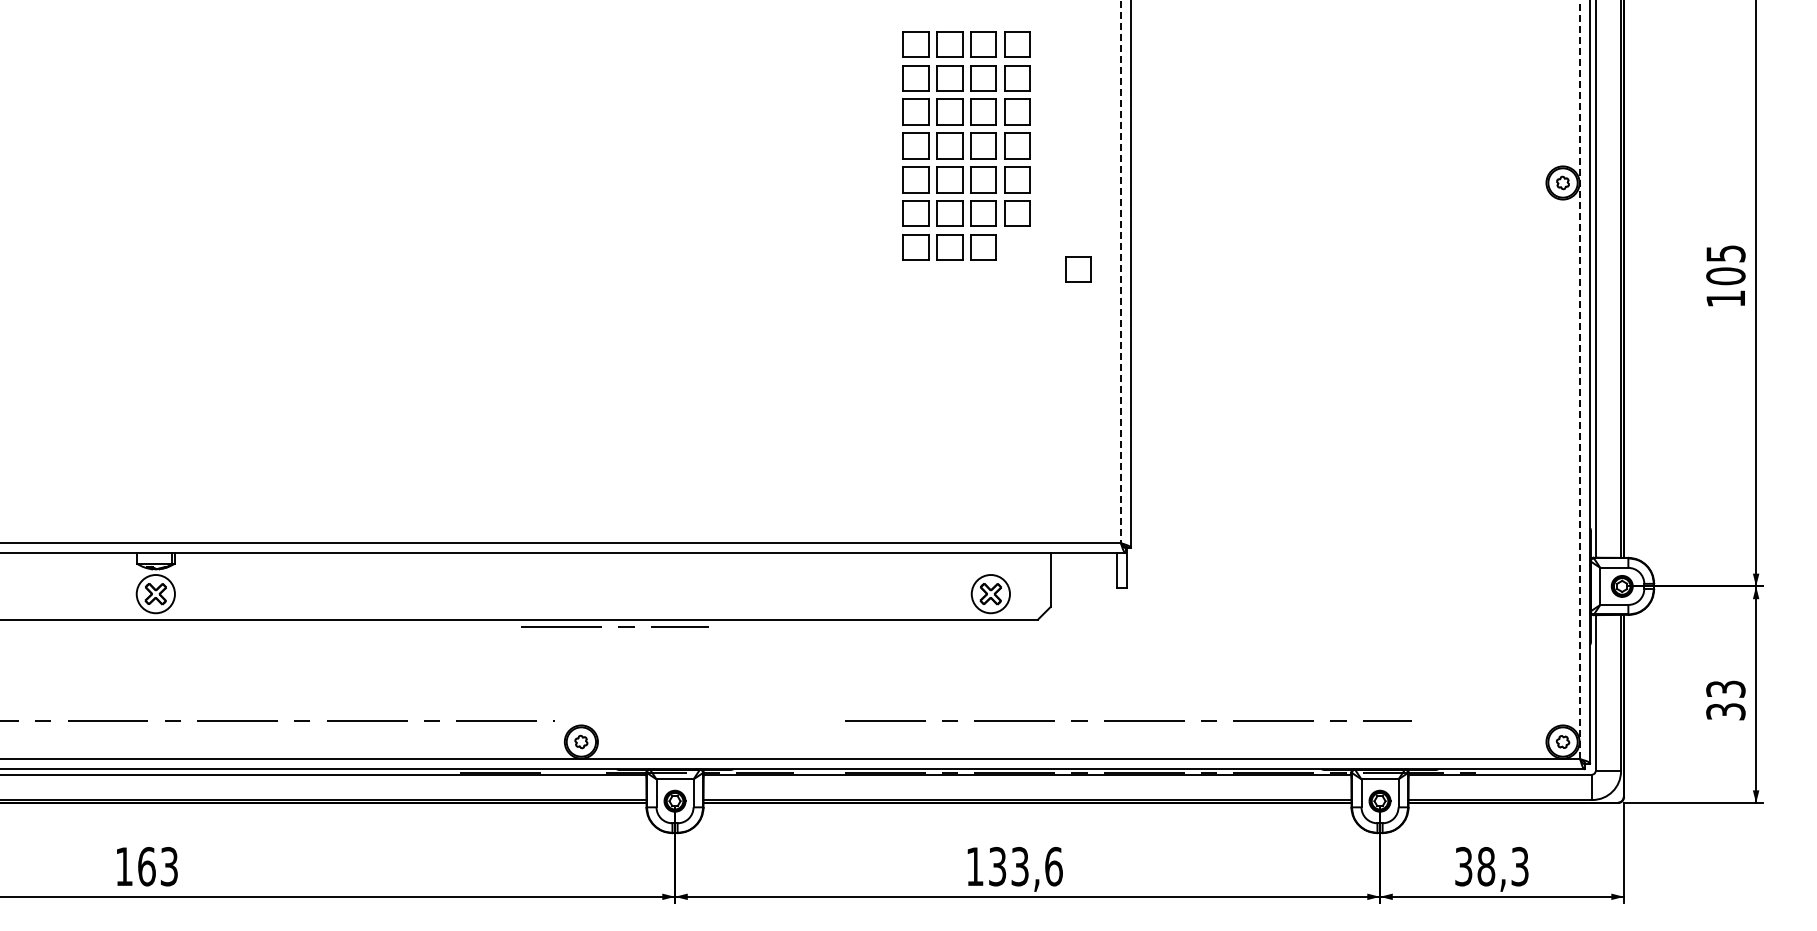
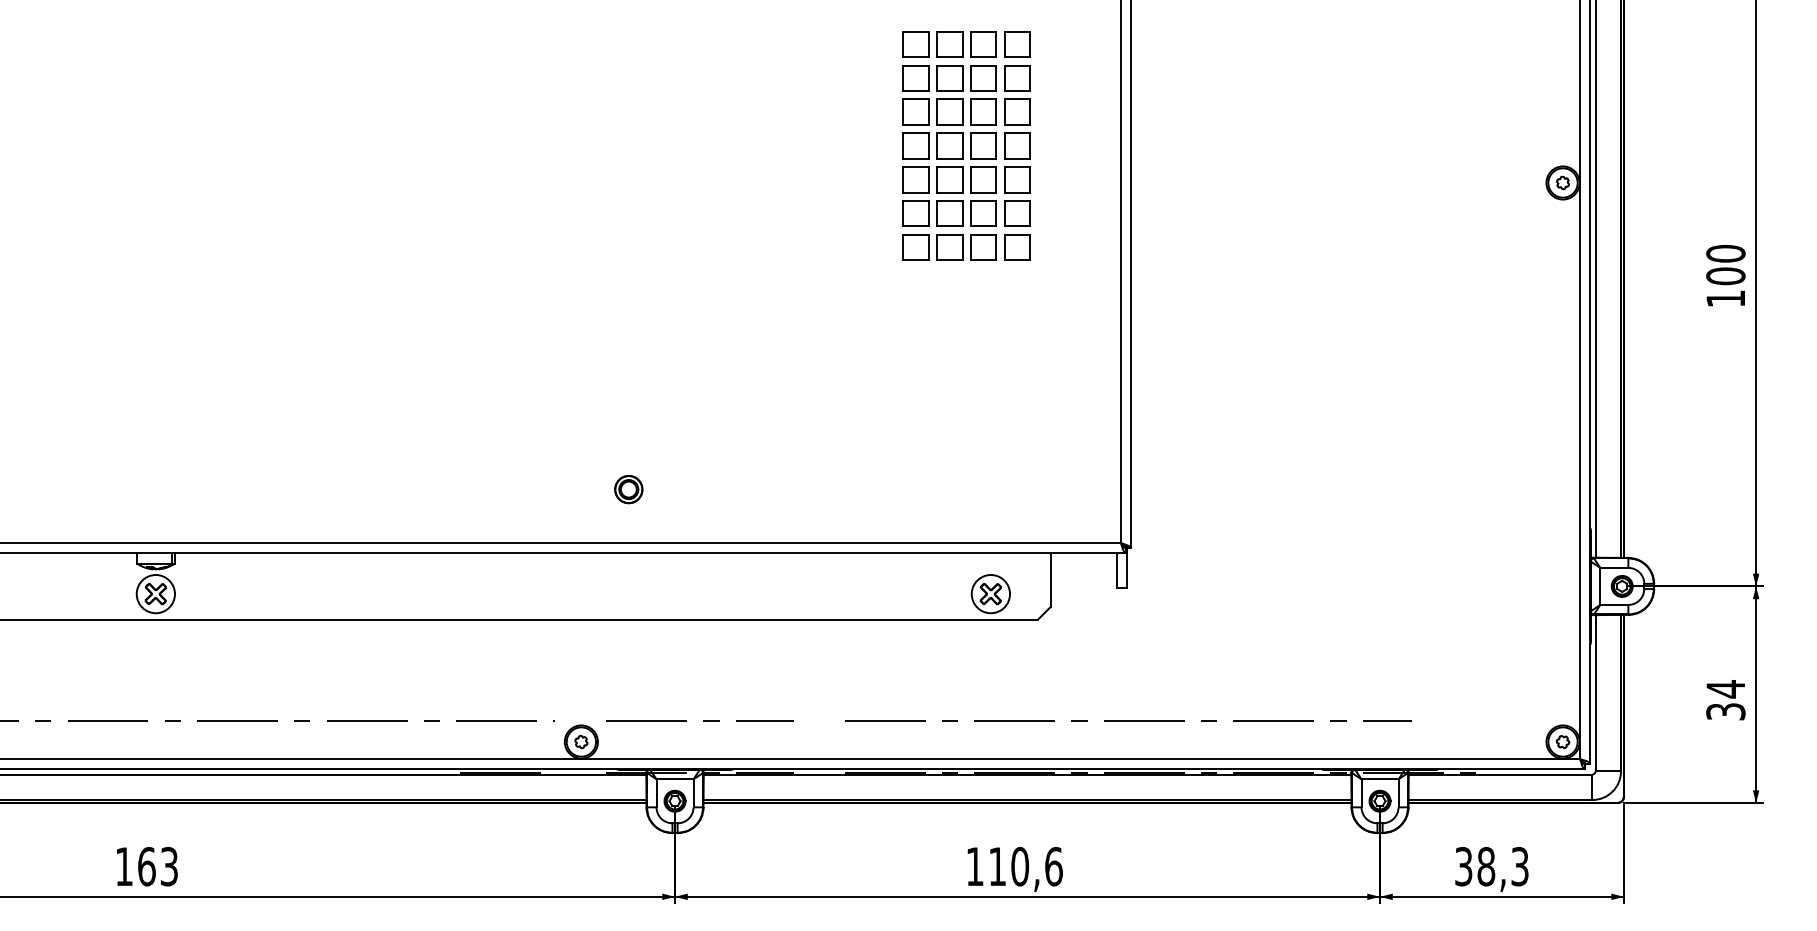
text: 105 -> 100 (1725, 253)
part position: (1078, 269) -> (1017, 247) (1017, 247)
line: dashed -> solid (1120, 272)
line: dashed -> solid (1580, 379)
part: none -> present (628, 489)
line position: (618, 626) -> (703, 720) (703, 720)
text: 33 -> 34 (1725, 689)
text: 133,6 -> 110,6 (1009, 866)
